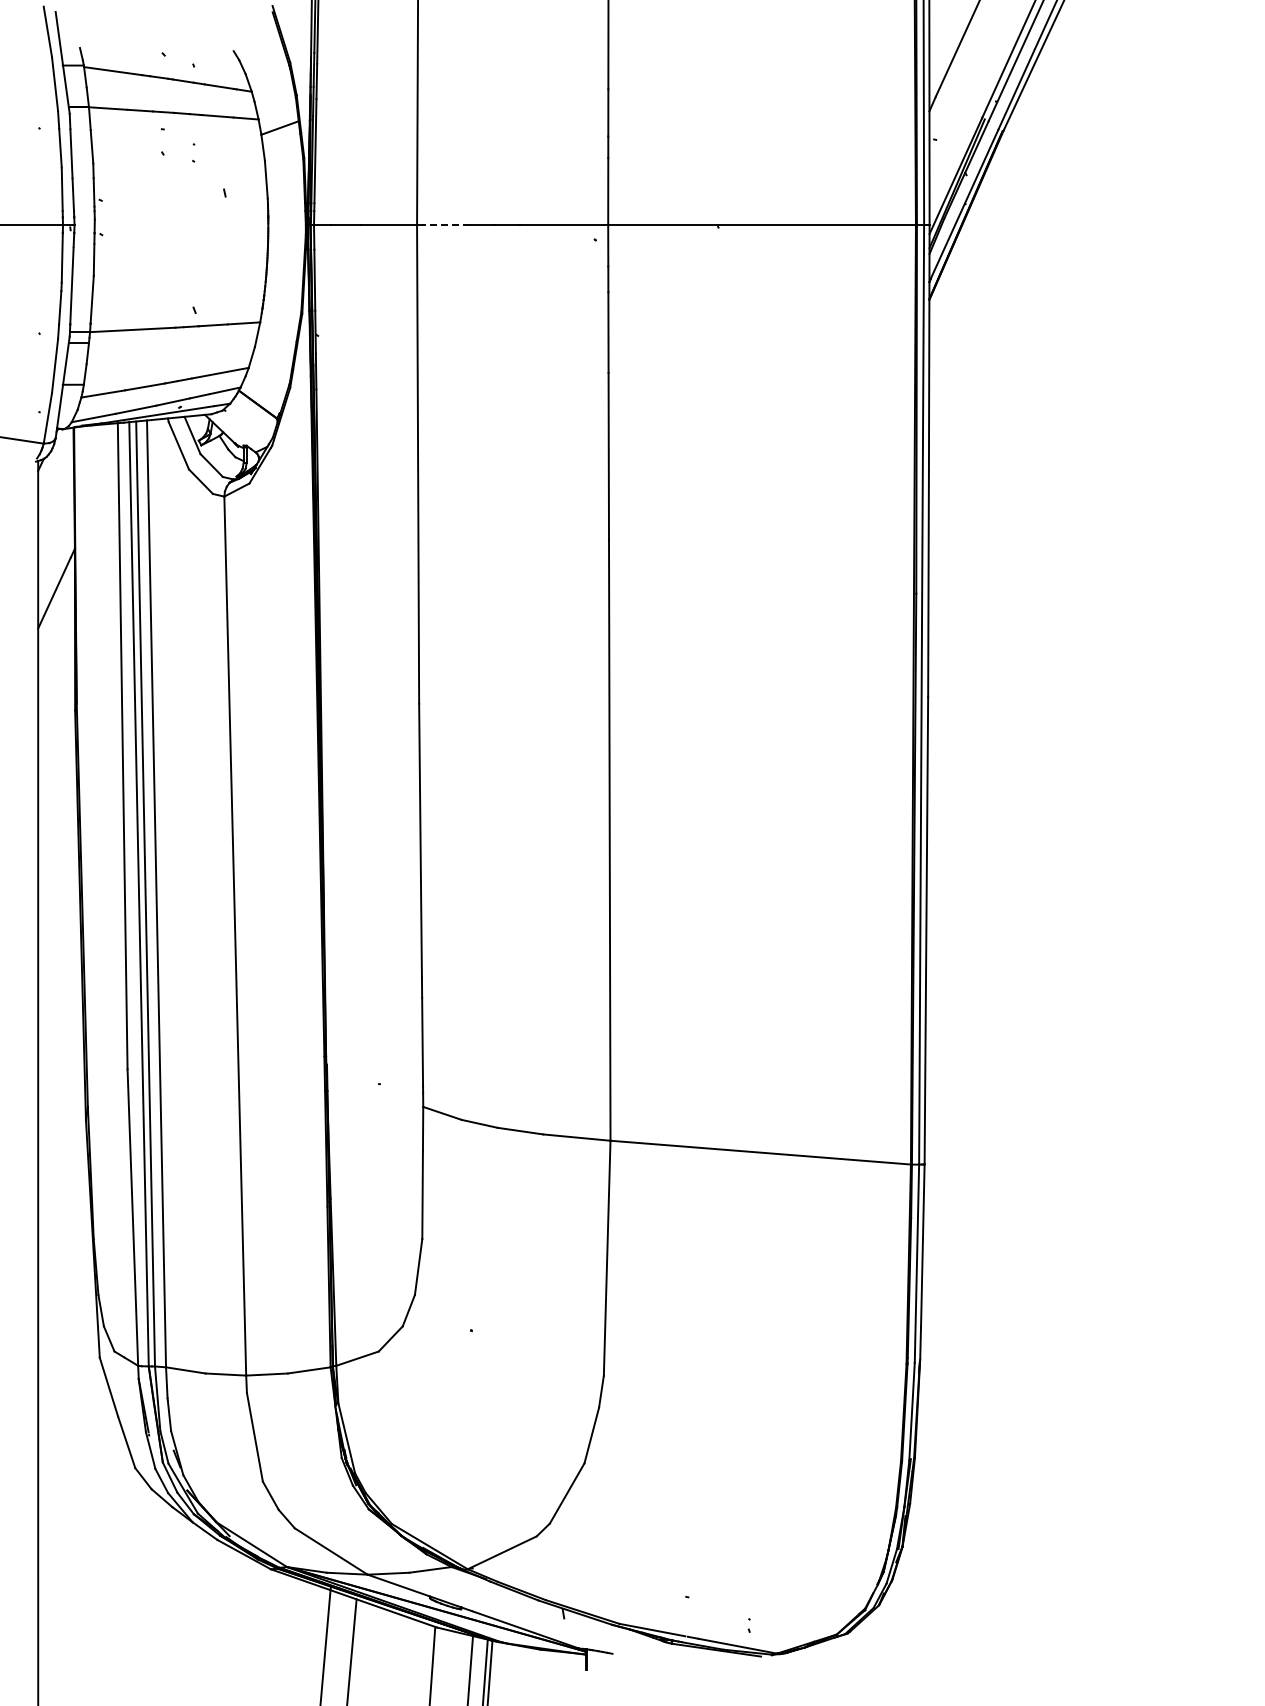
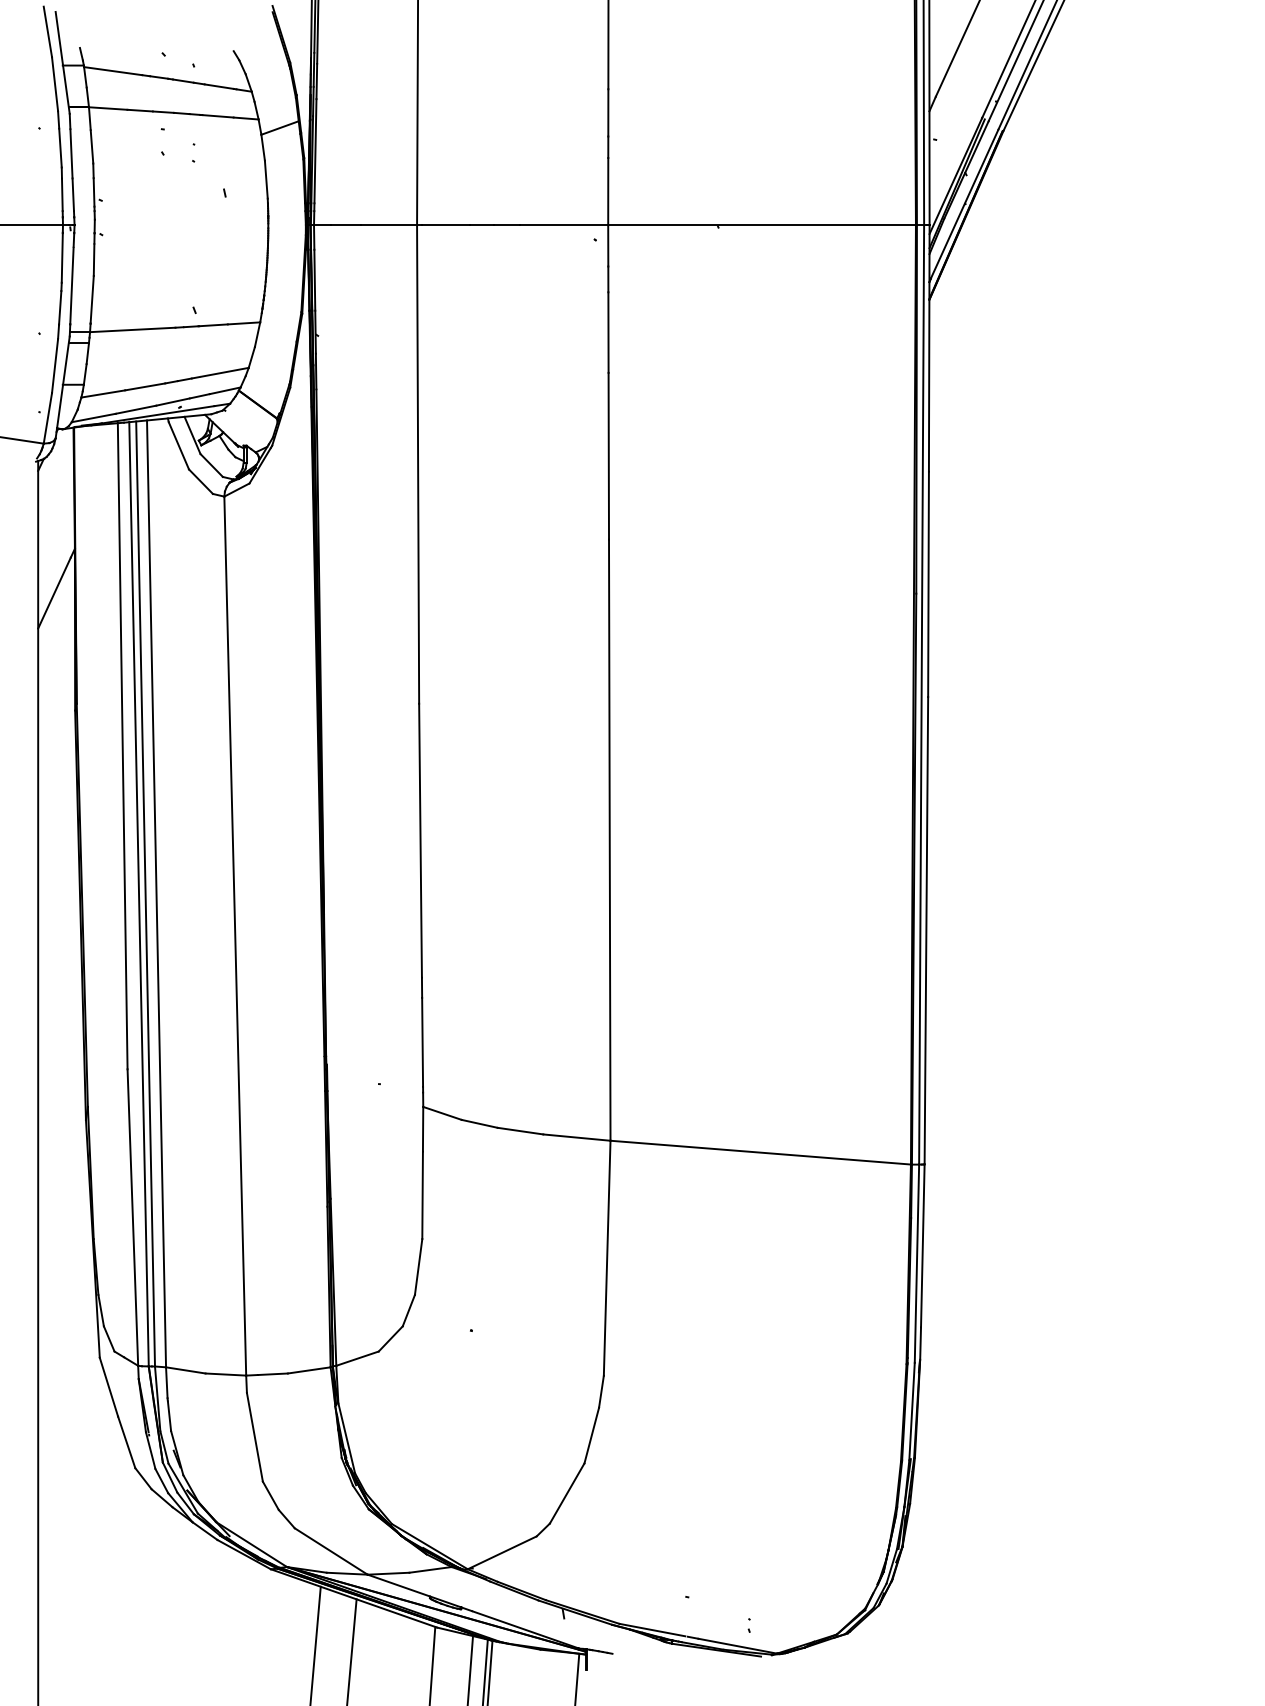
line: dashed -> solid (446, 225)
line position: (325, 1644) -> (315, 1644) (315, 1644)
line: none -> present (577, 1677)
